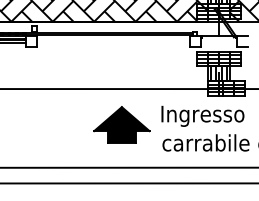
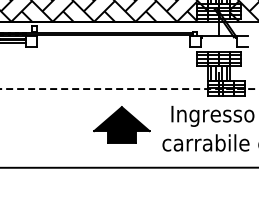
line: solid -> dashed (129, 89)
text position: (202, 115) -> (212, 115) (212, 115)
line: present -> none (128, 183)
